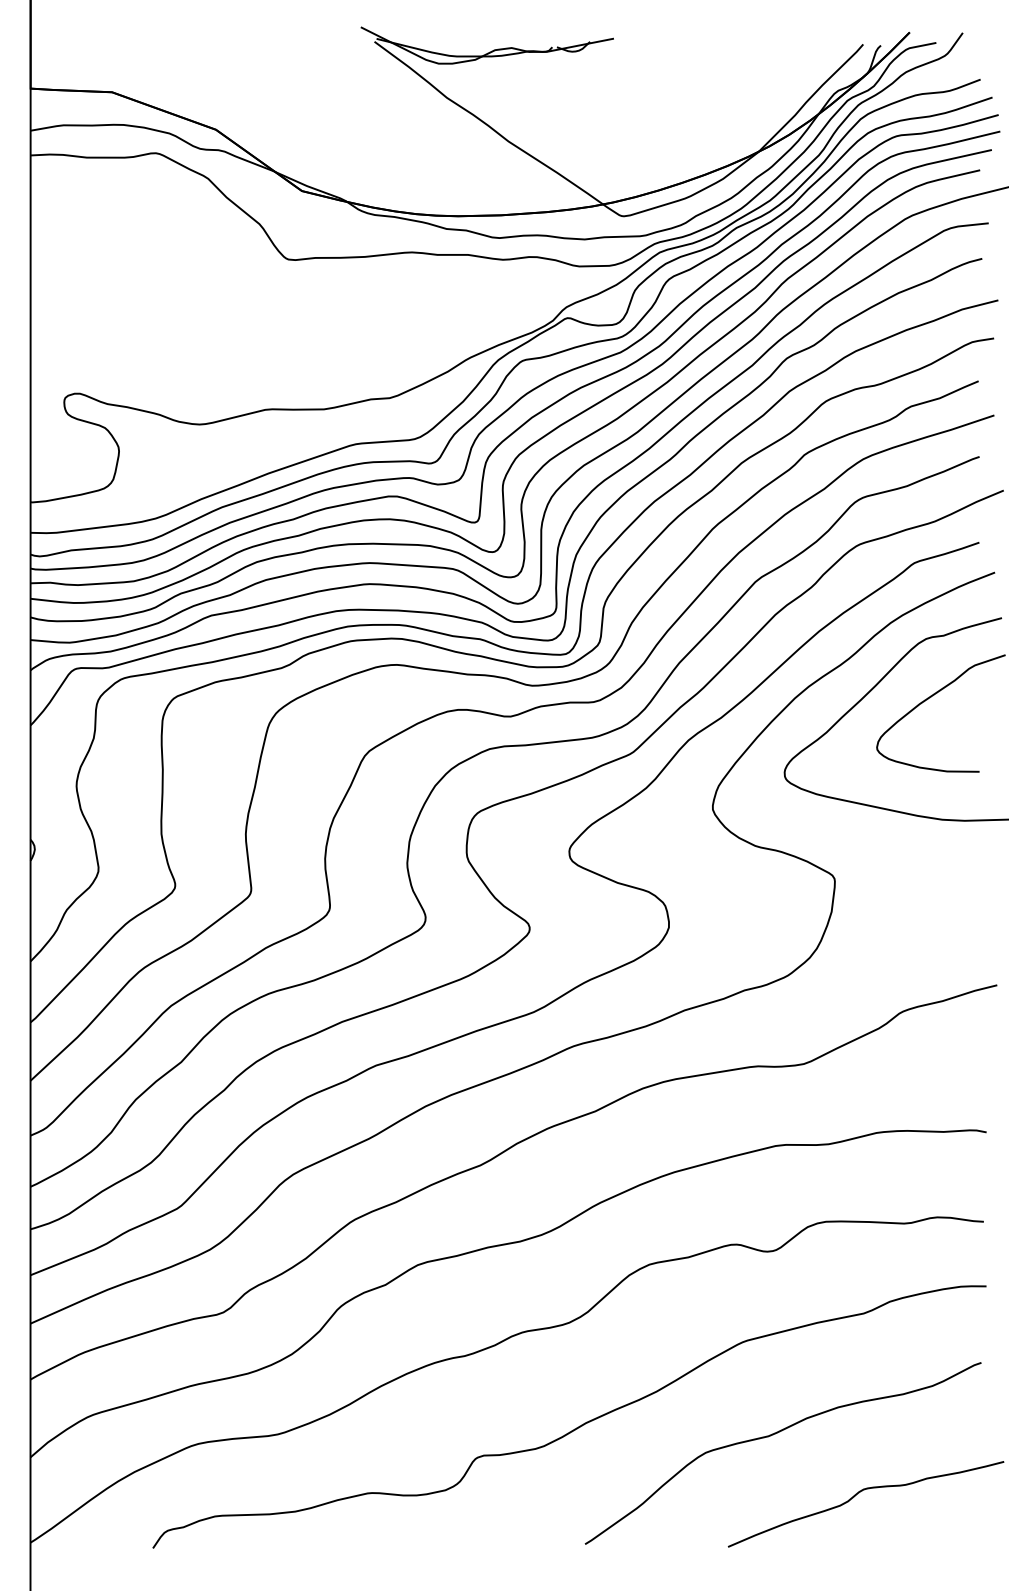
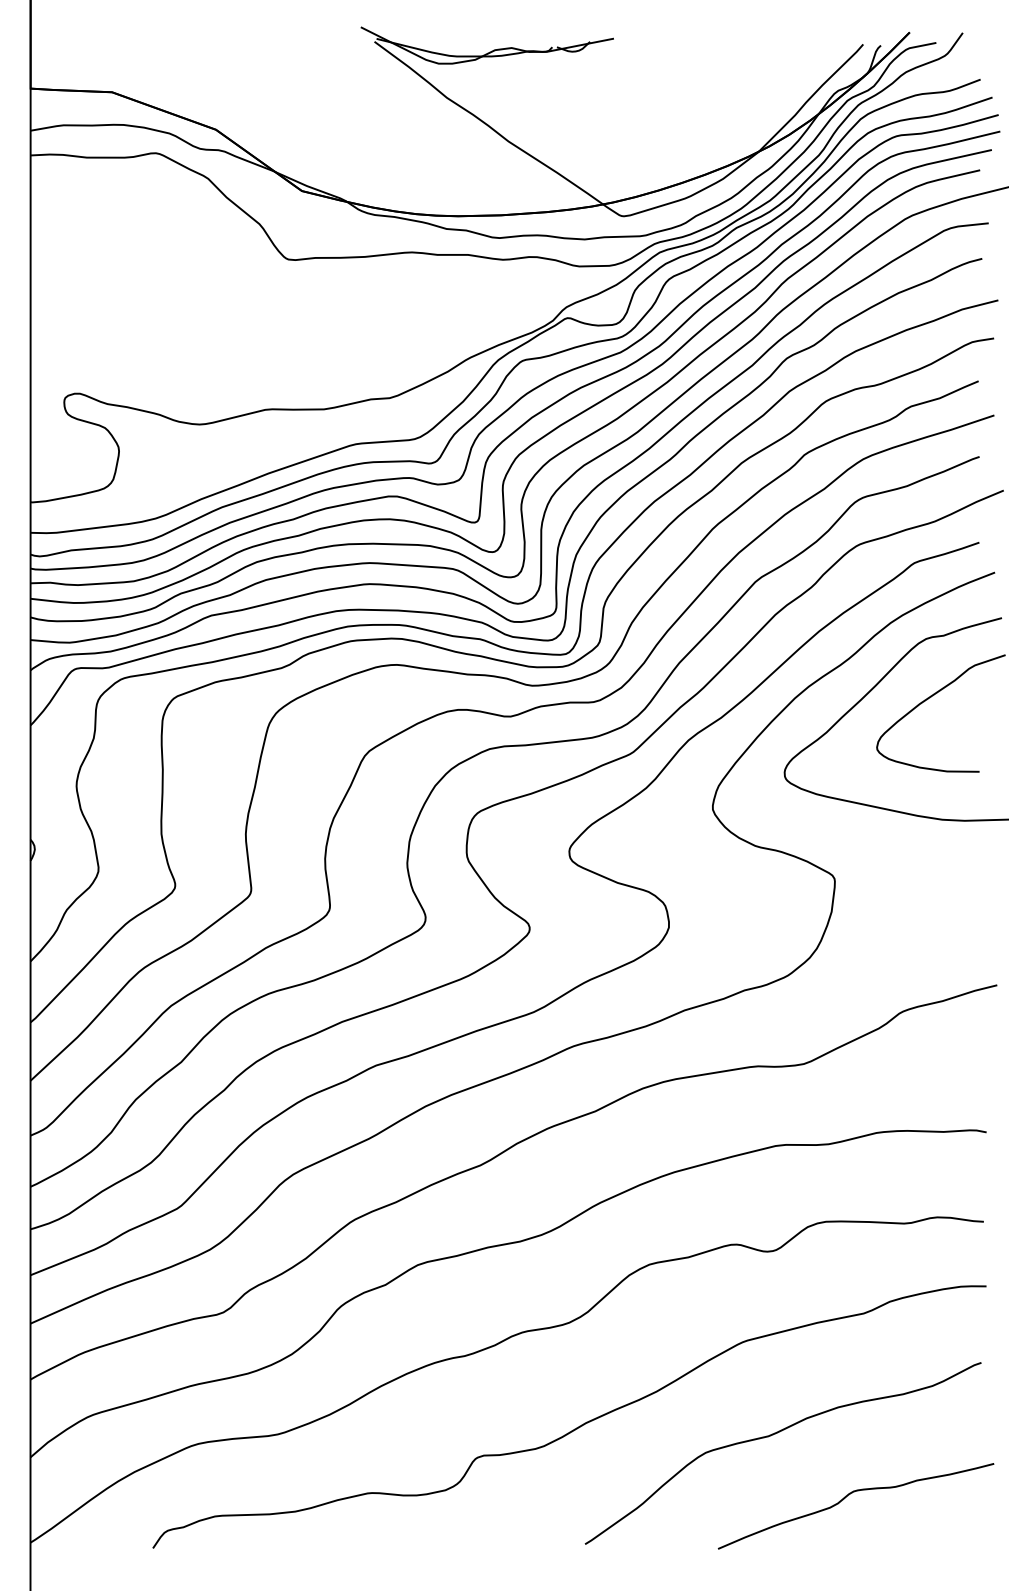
curve position: (859, 1493) -> (849, 1495) (849, 1495)
